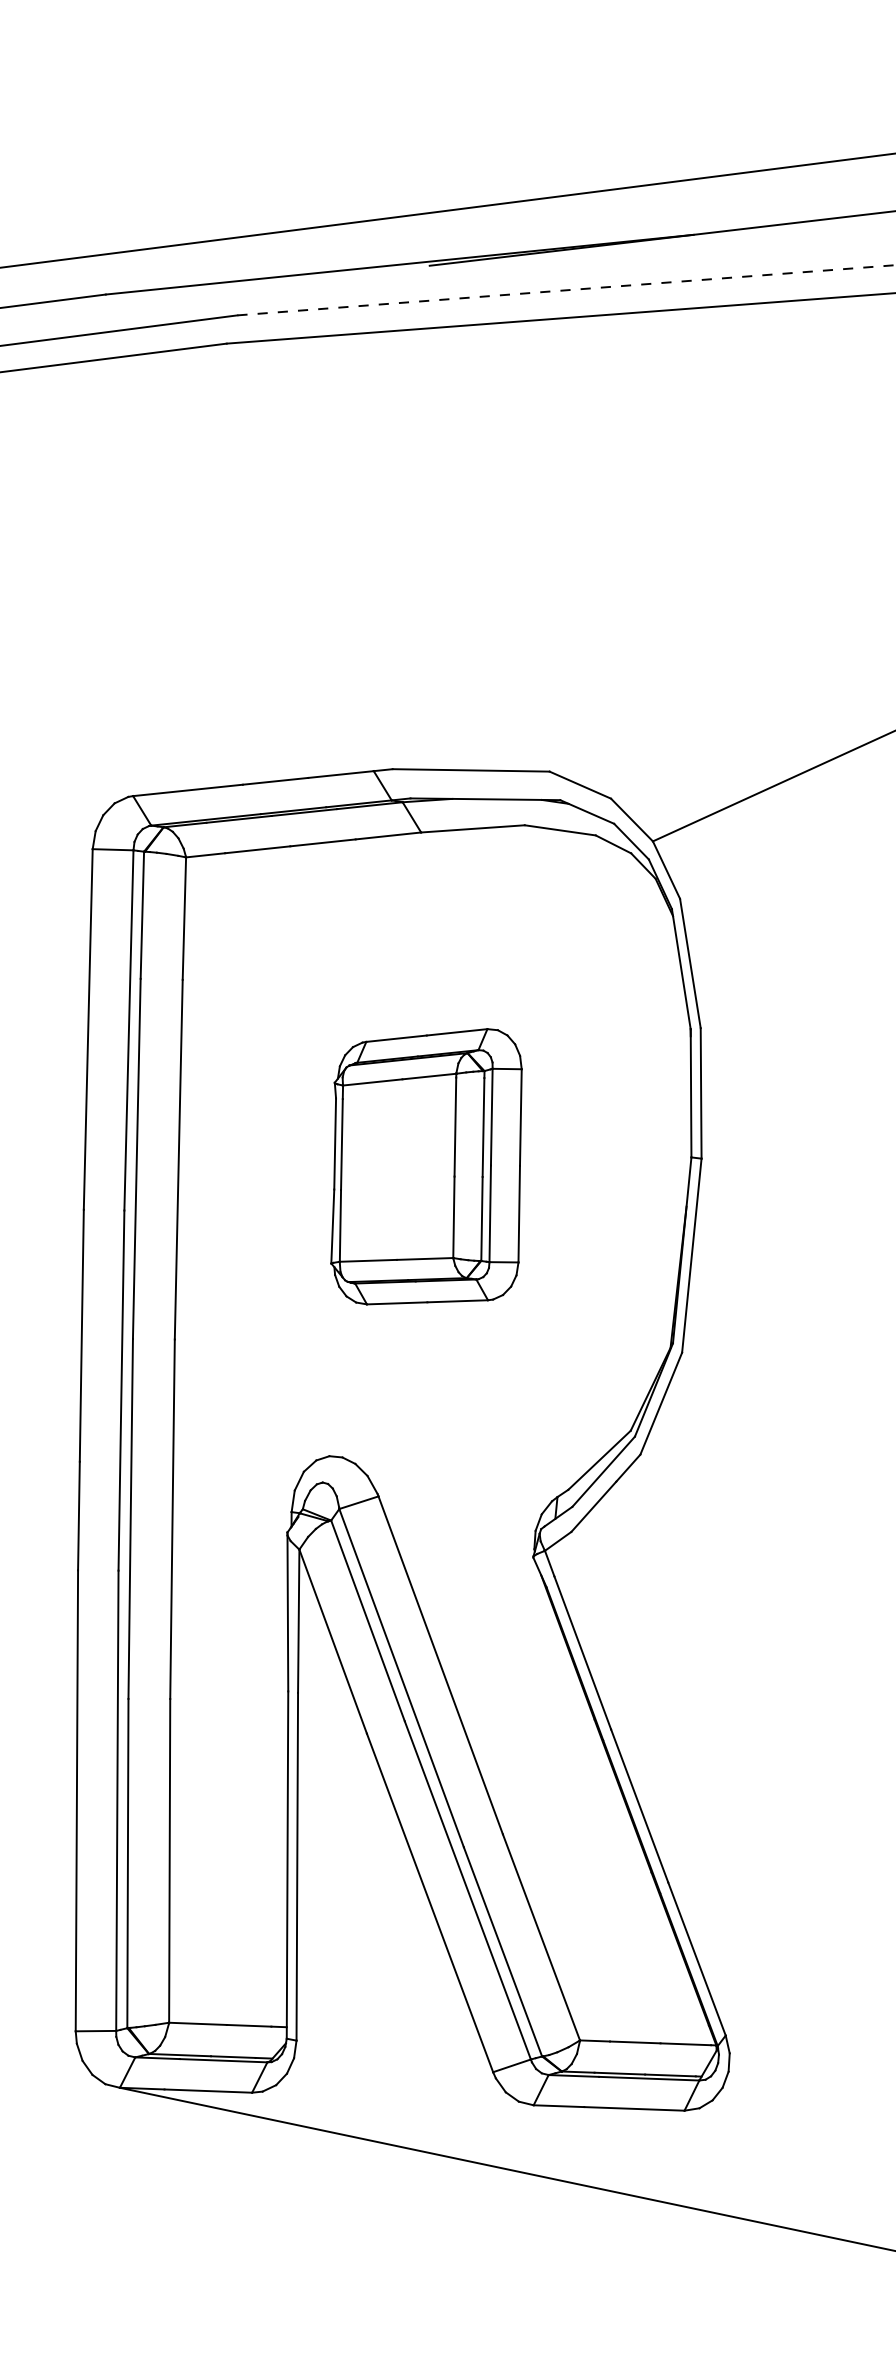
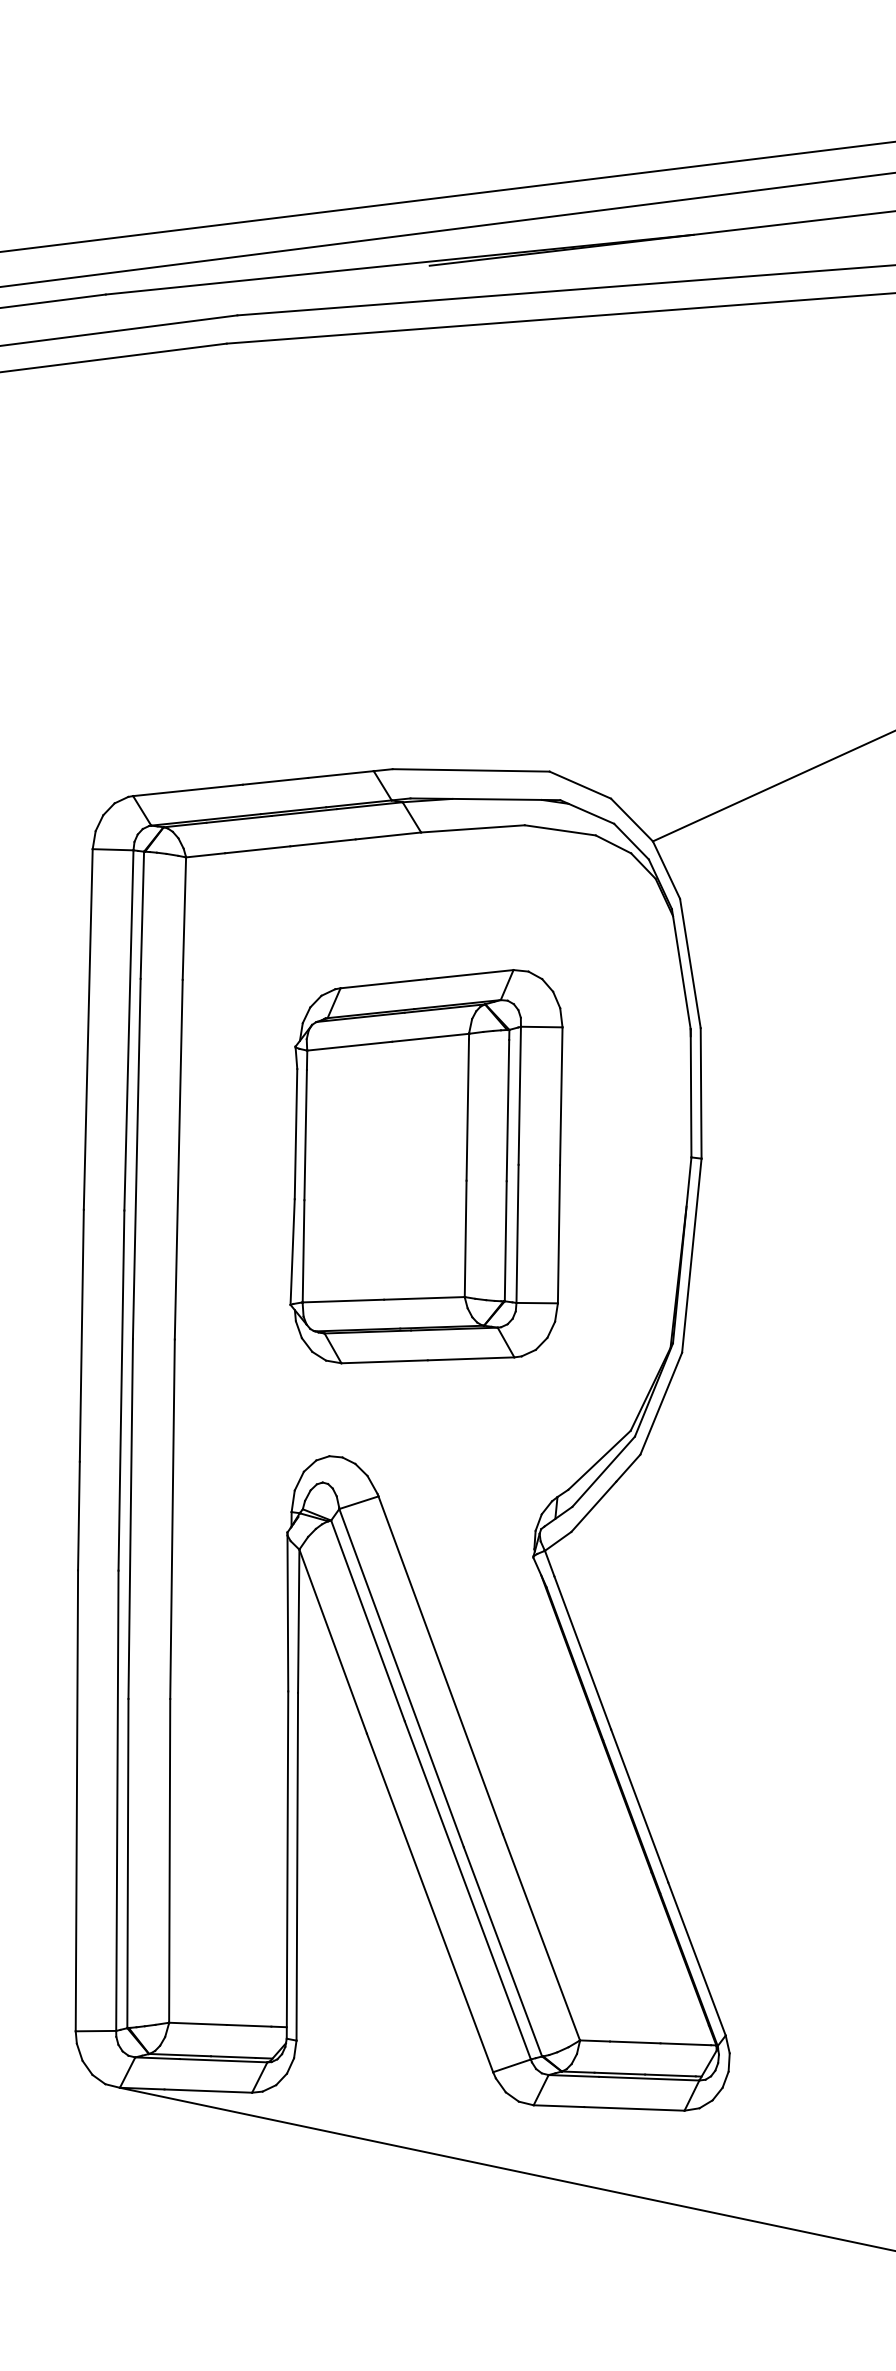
line: none -> present (447, 196)
line position: (447, 210) -> (447, 229) (447, 229)
line: dashed -> solid (566, 290)
part size: 193x278 px -> 275x396 px (426, 1166)
